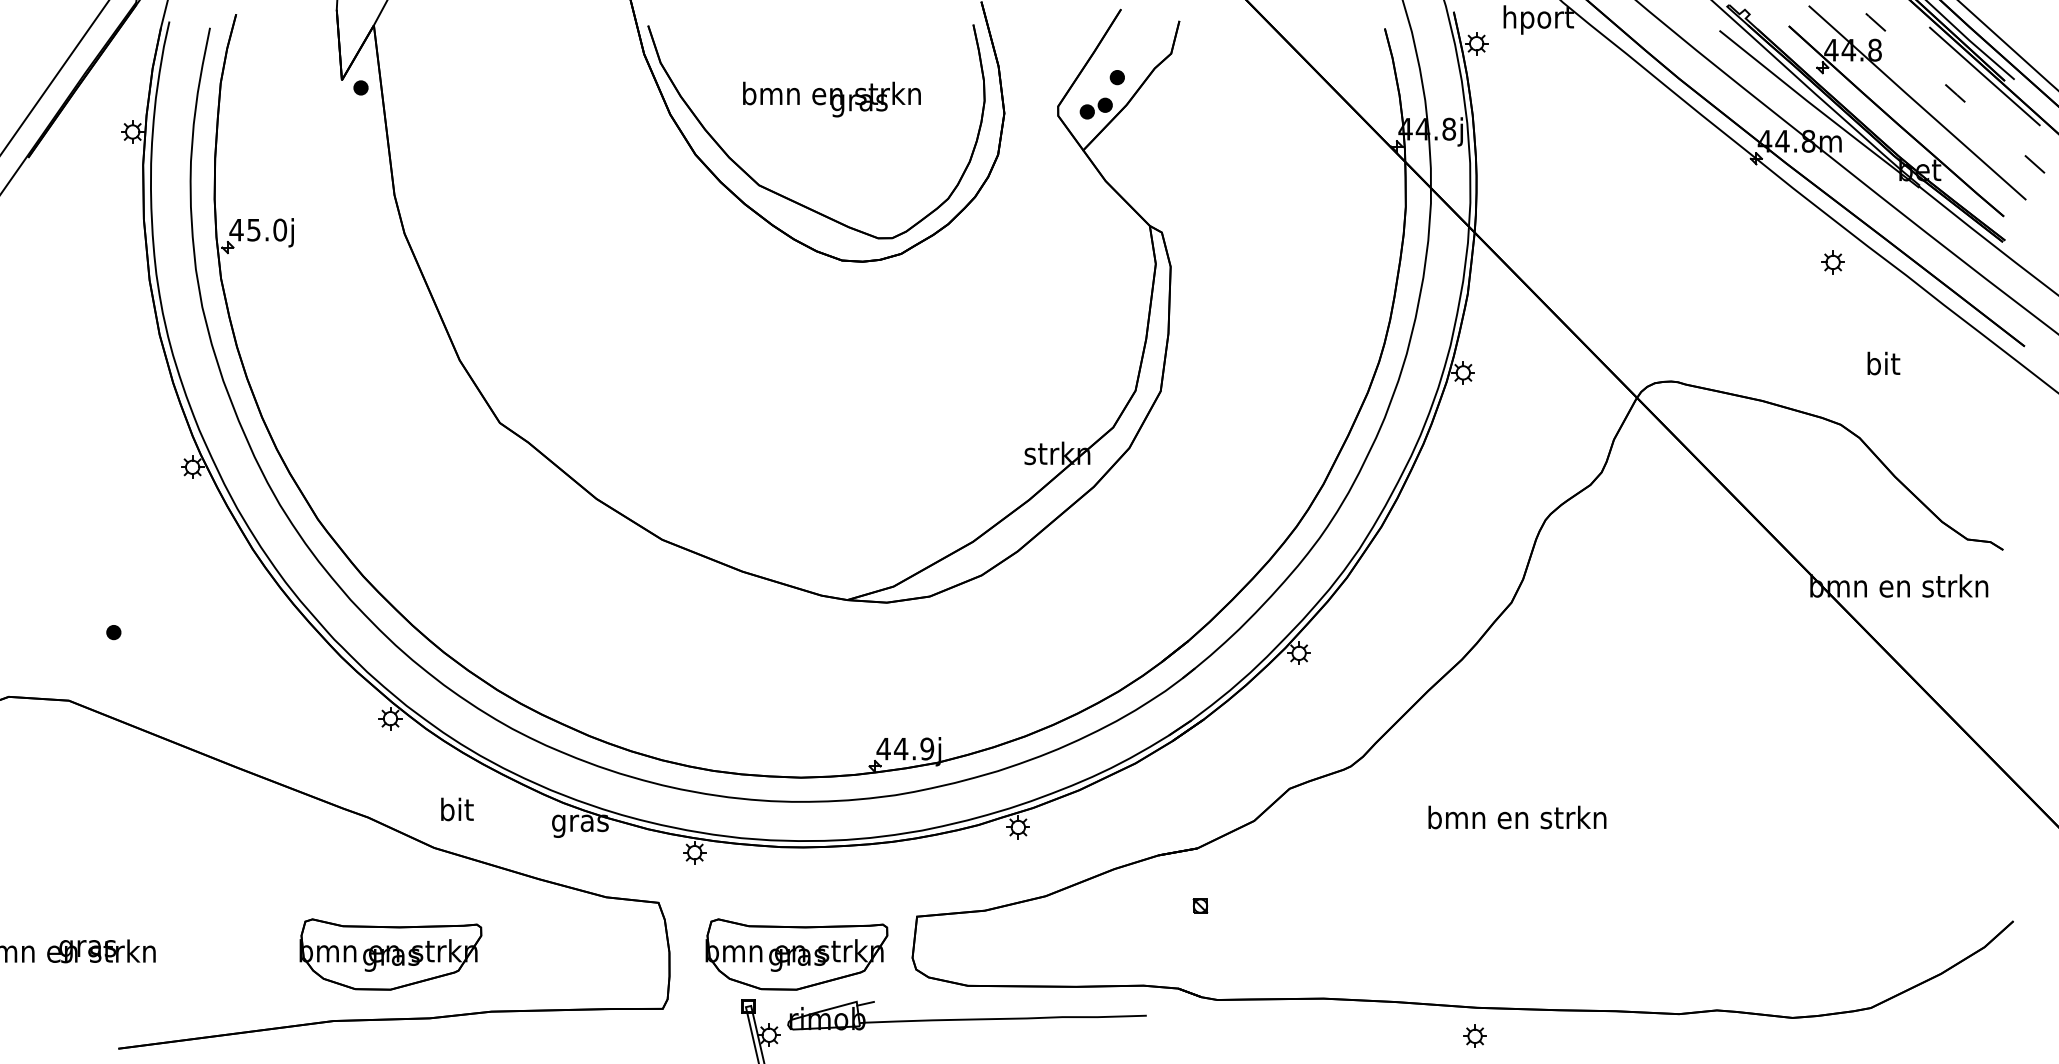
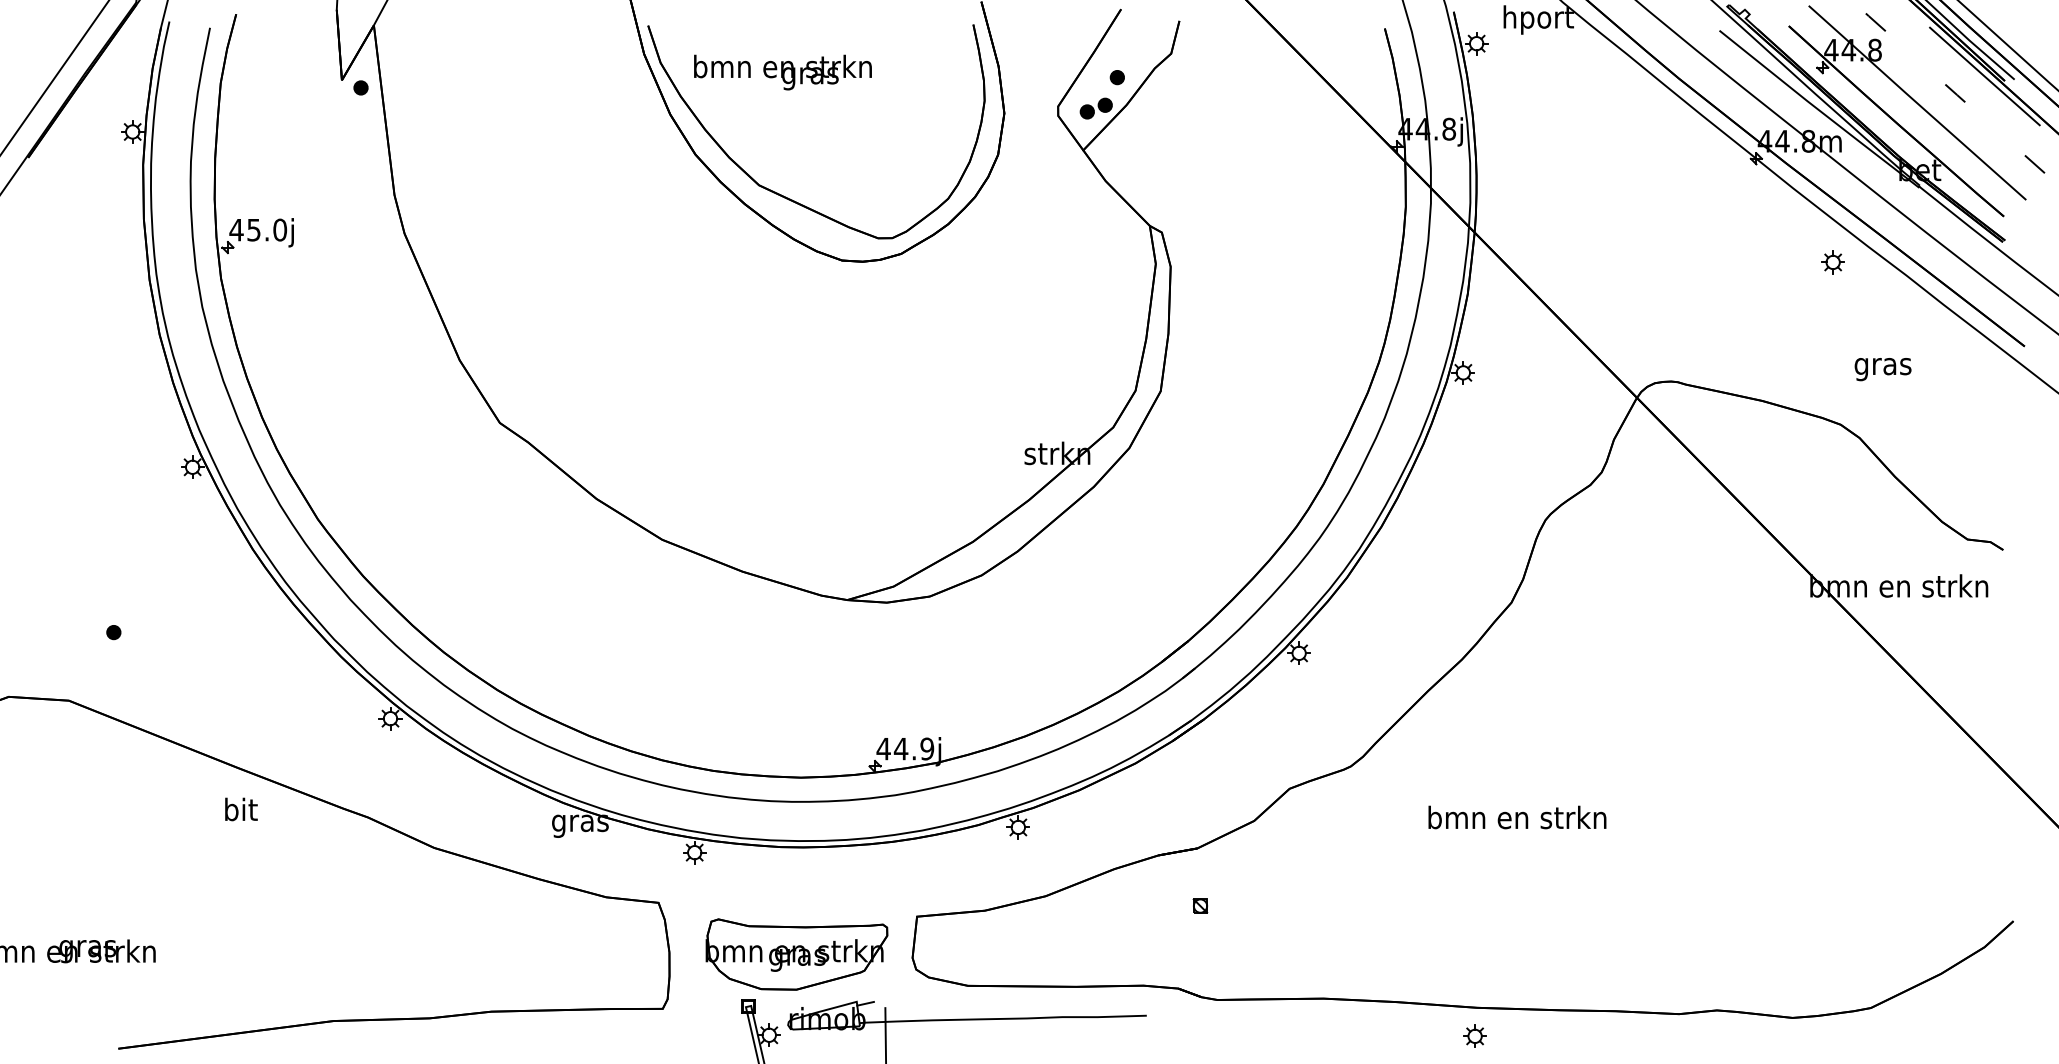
text position: (831, 99) -> (782, 72) (782, 72)
text: bit -> gras (1882, 366)
text position: (457, 809) -> (241, 809) (241, 809)
part: present -> none (390, 954)
line: none -> present (885, 1034)
